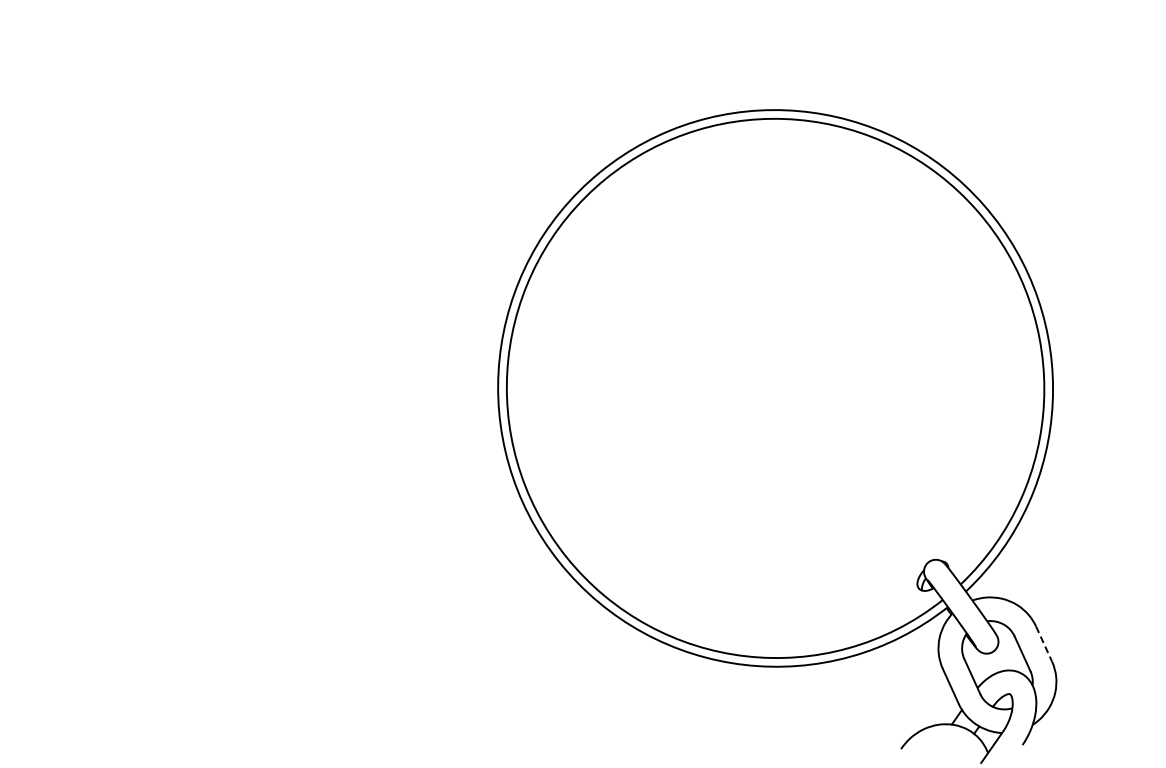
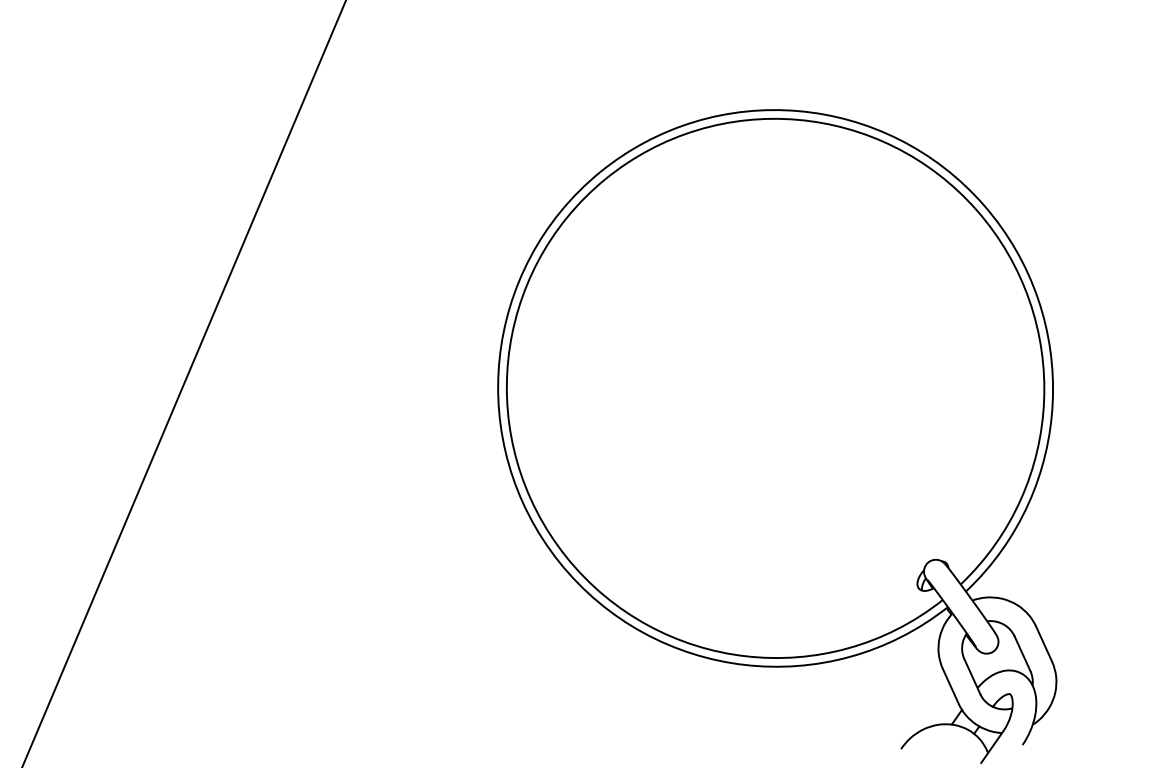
line: none -> present (184, 383)
line: dashed -> solid (1044, 644)
